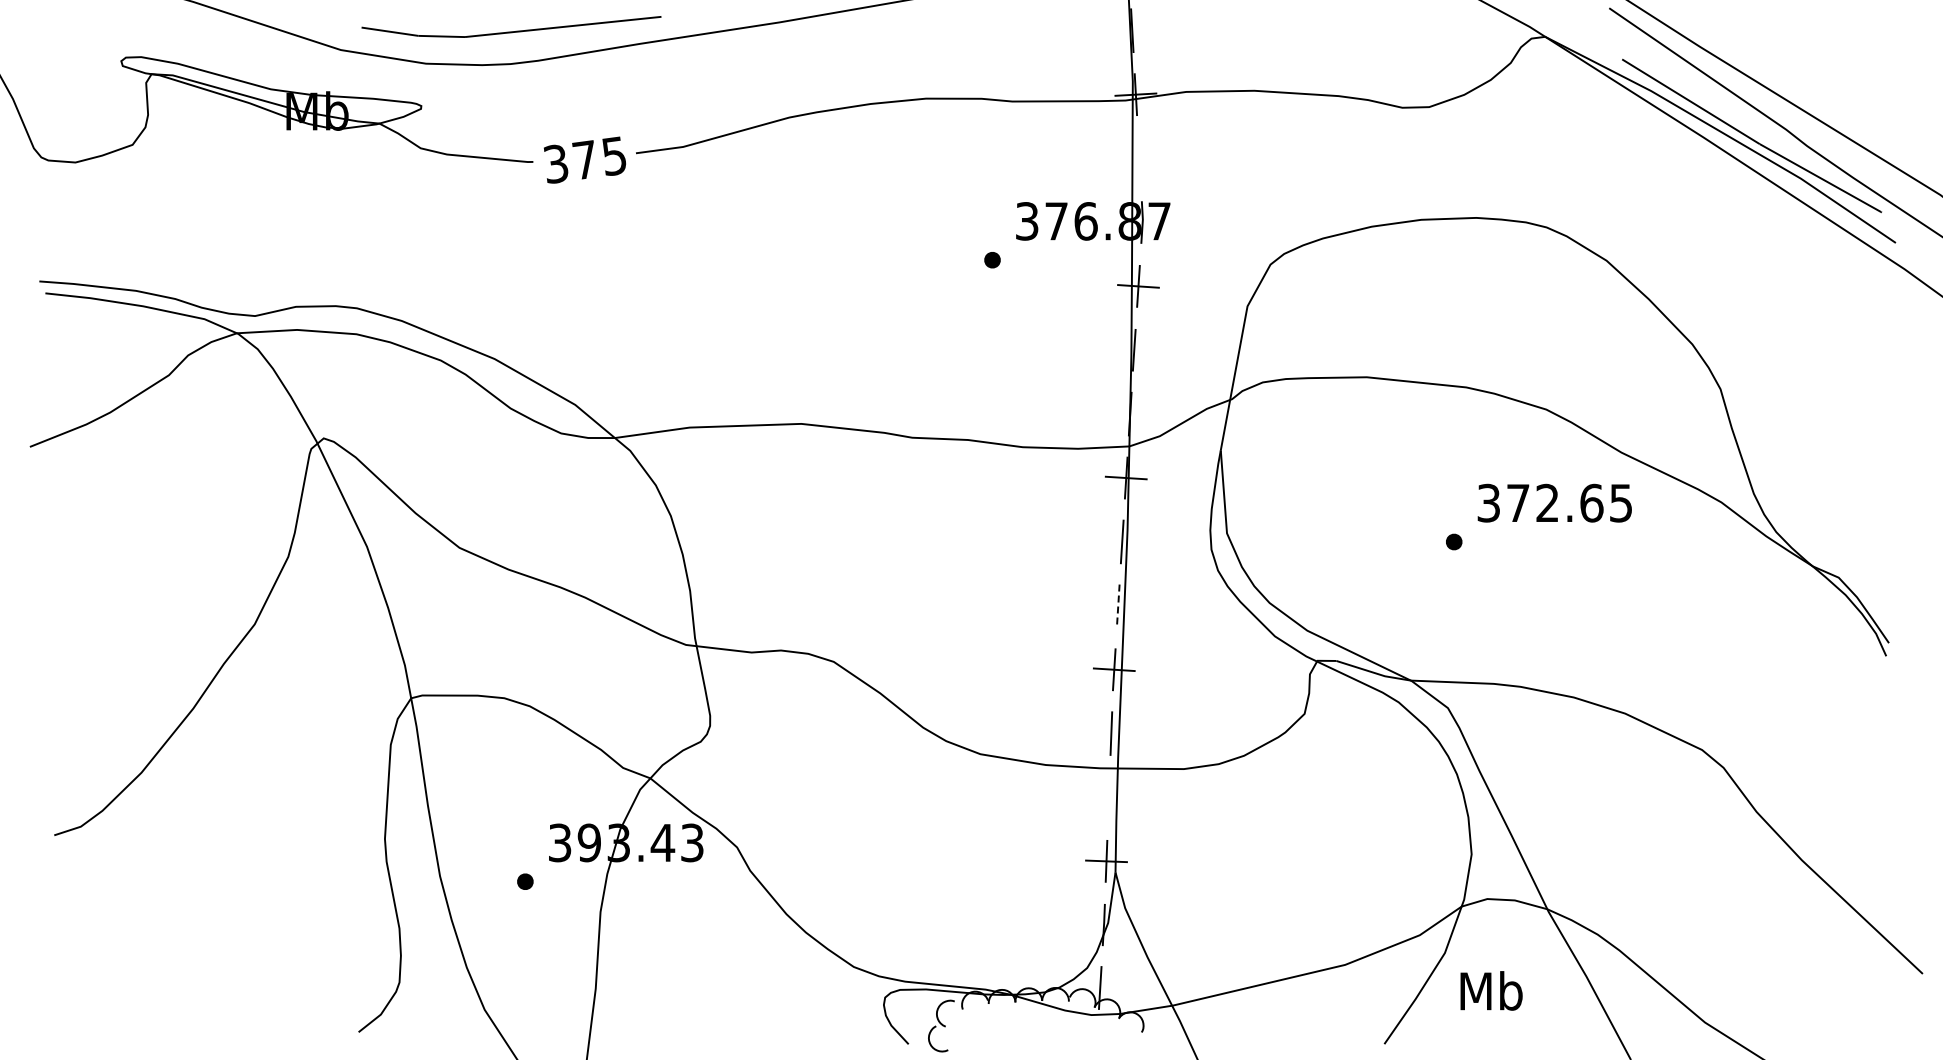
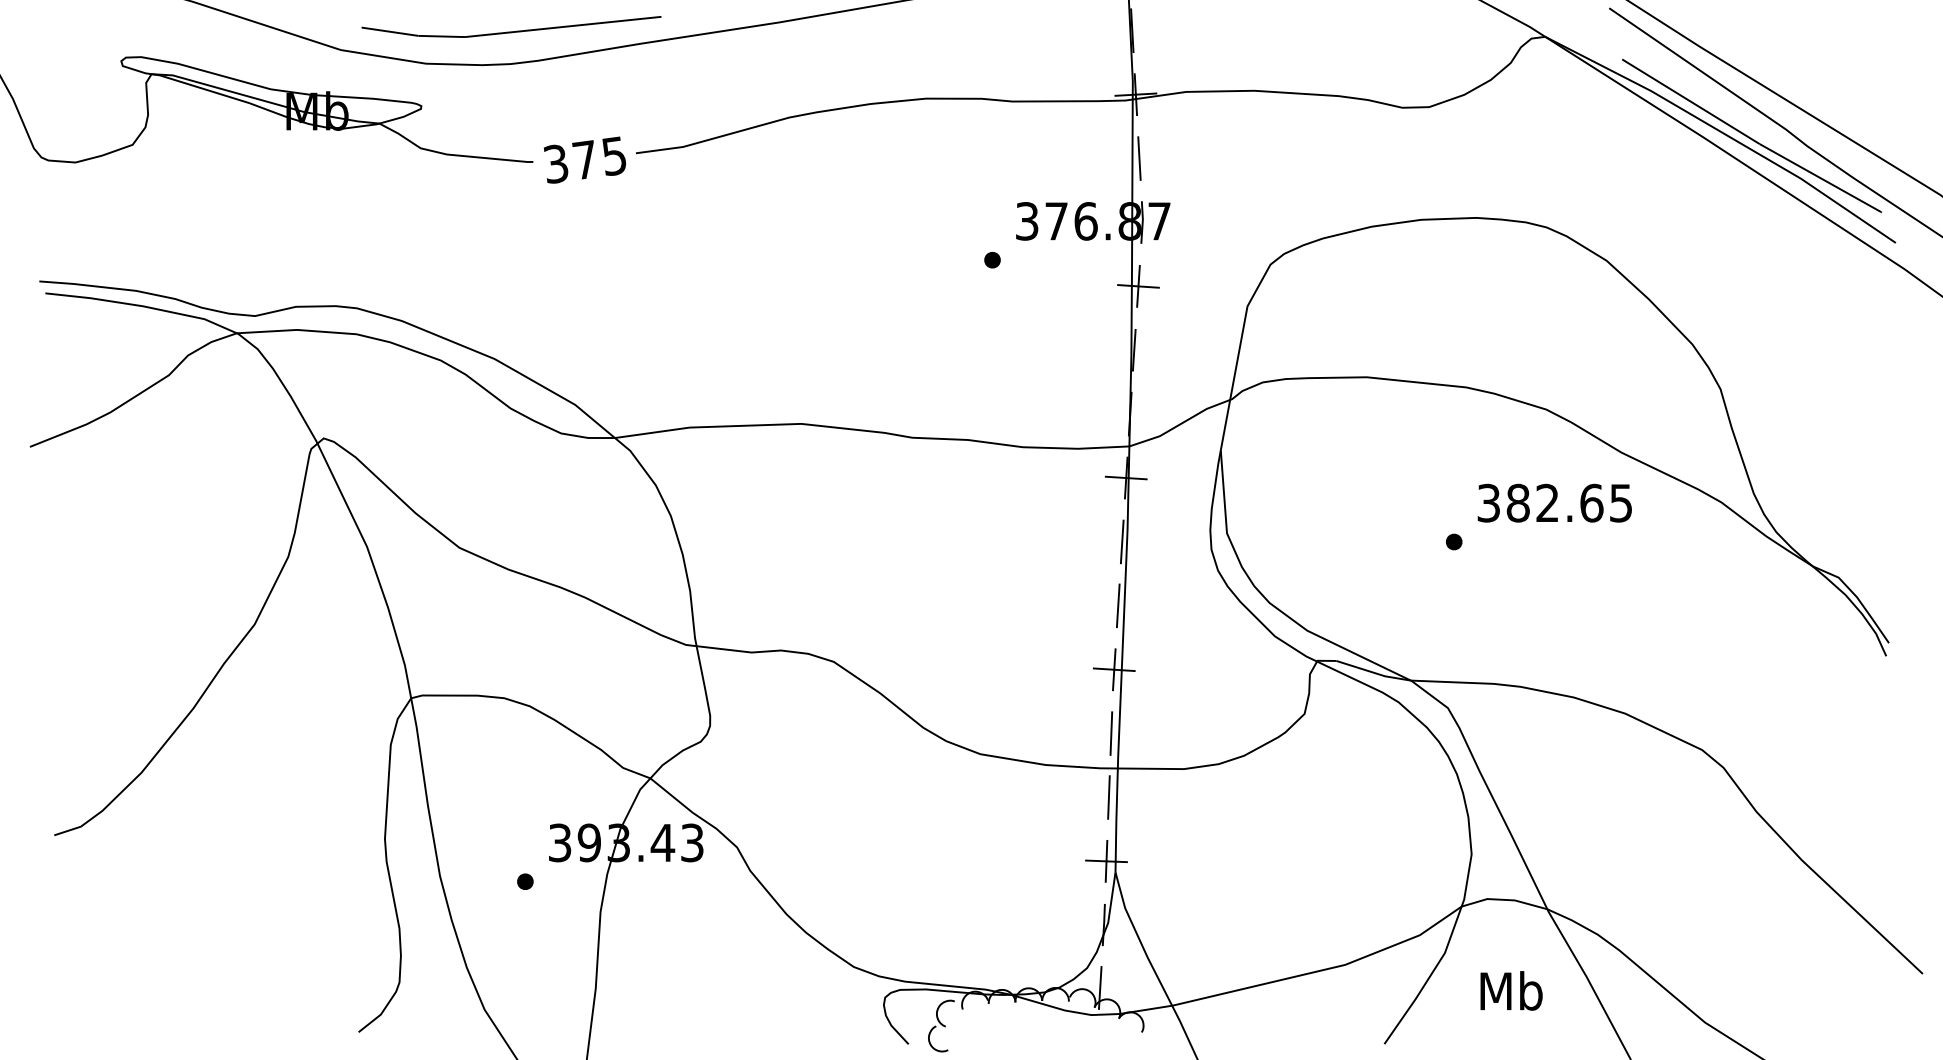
line: none -> present (1139, 158)
text: 372.65 -> 382.65 (1517, 502)
line: dashed -> solid (1118, 606)
line: none -> present (1108, 797)
text position: (1491, 990) -> (1511, 990) (1511, 990)
